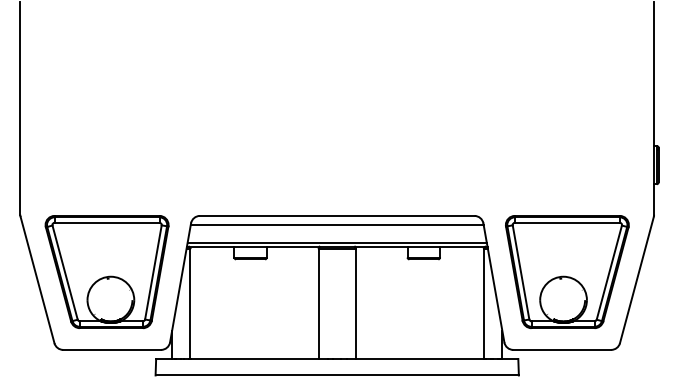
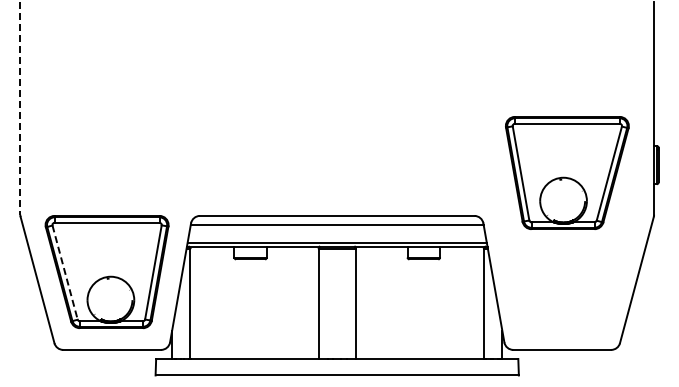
line: solid -> dashed (20, 109)
part position: (567, 271) -> (567, 172) (567, 172)
line: solid -> dashed (65, 272)
